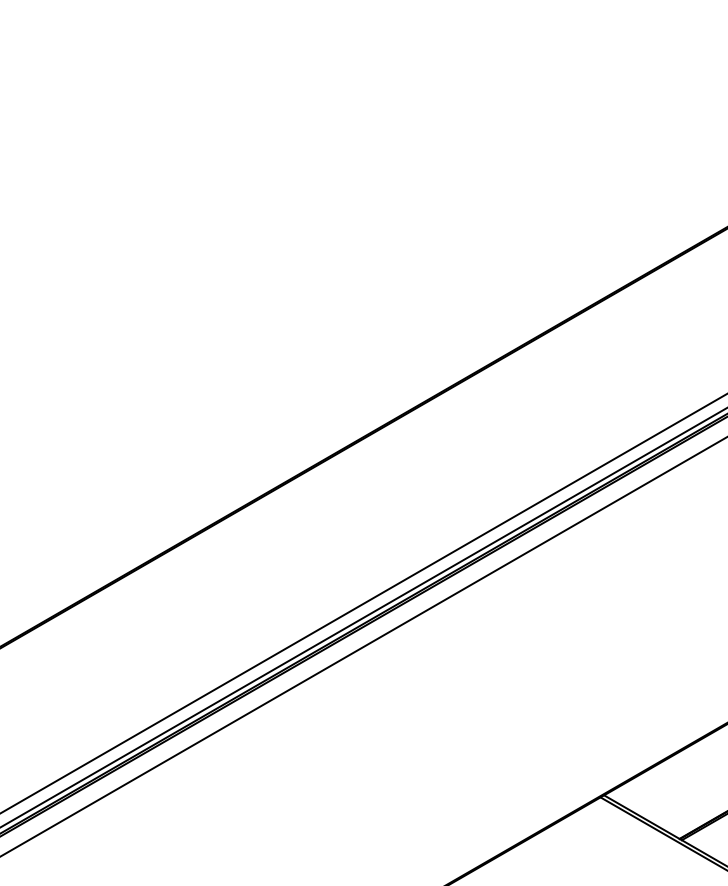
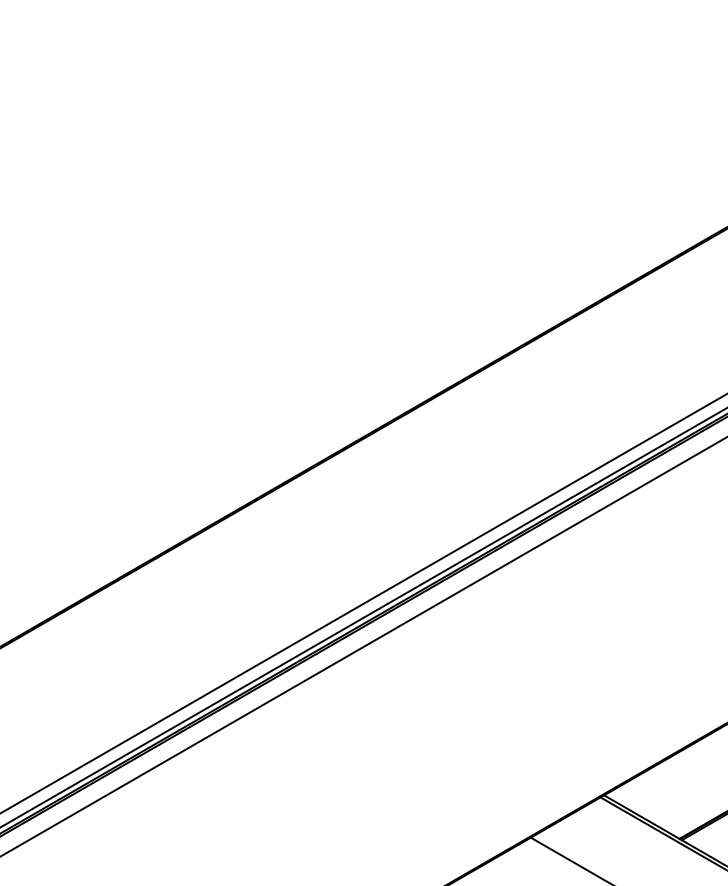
line: none -> present (569, 859)
